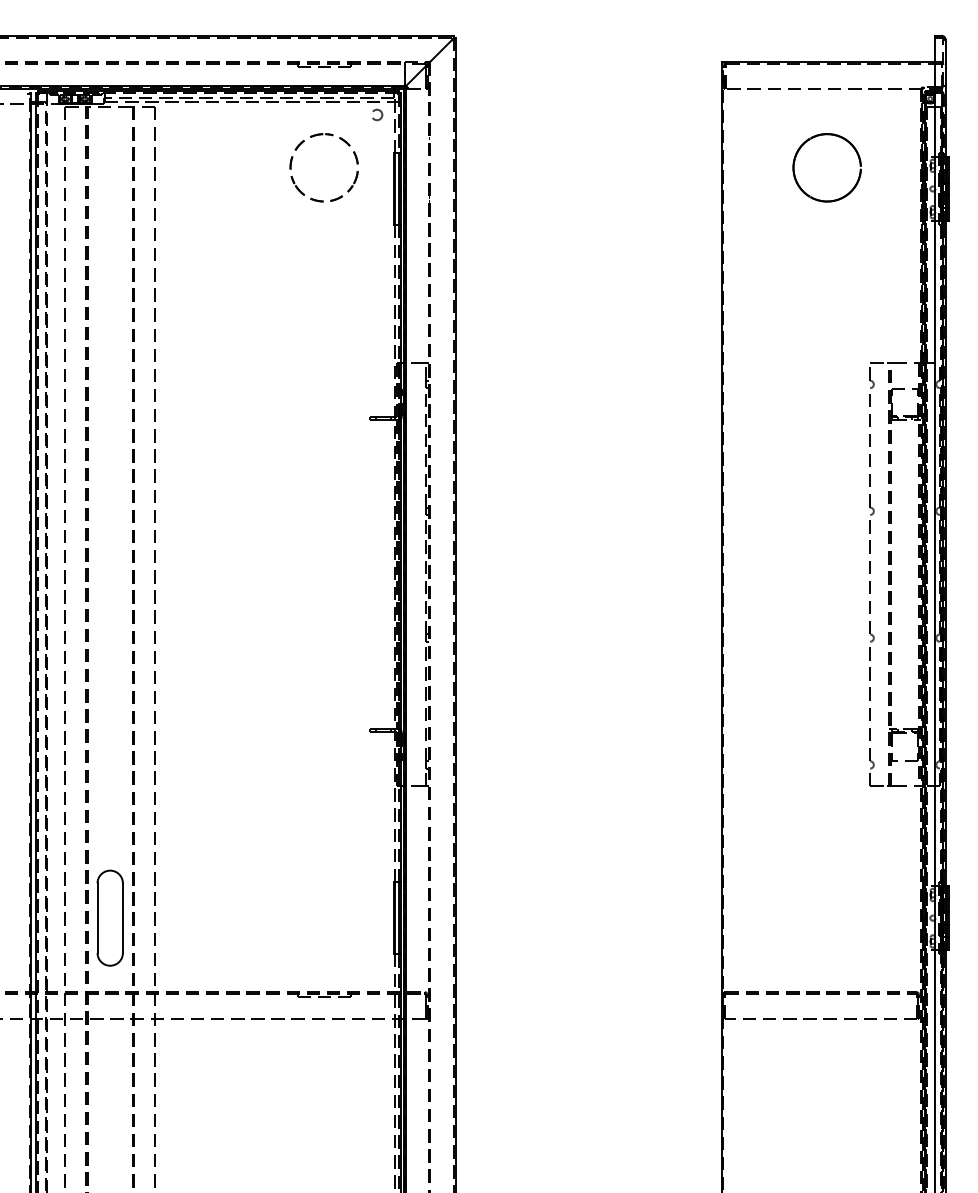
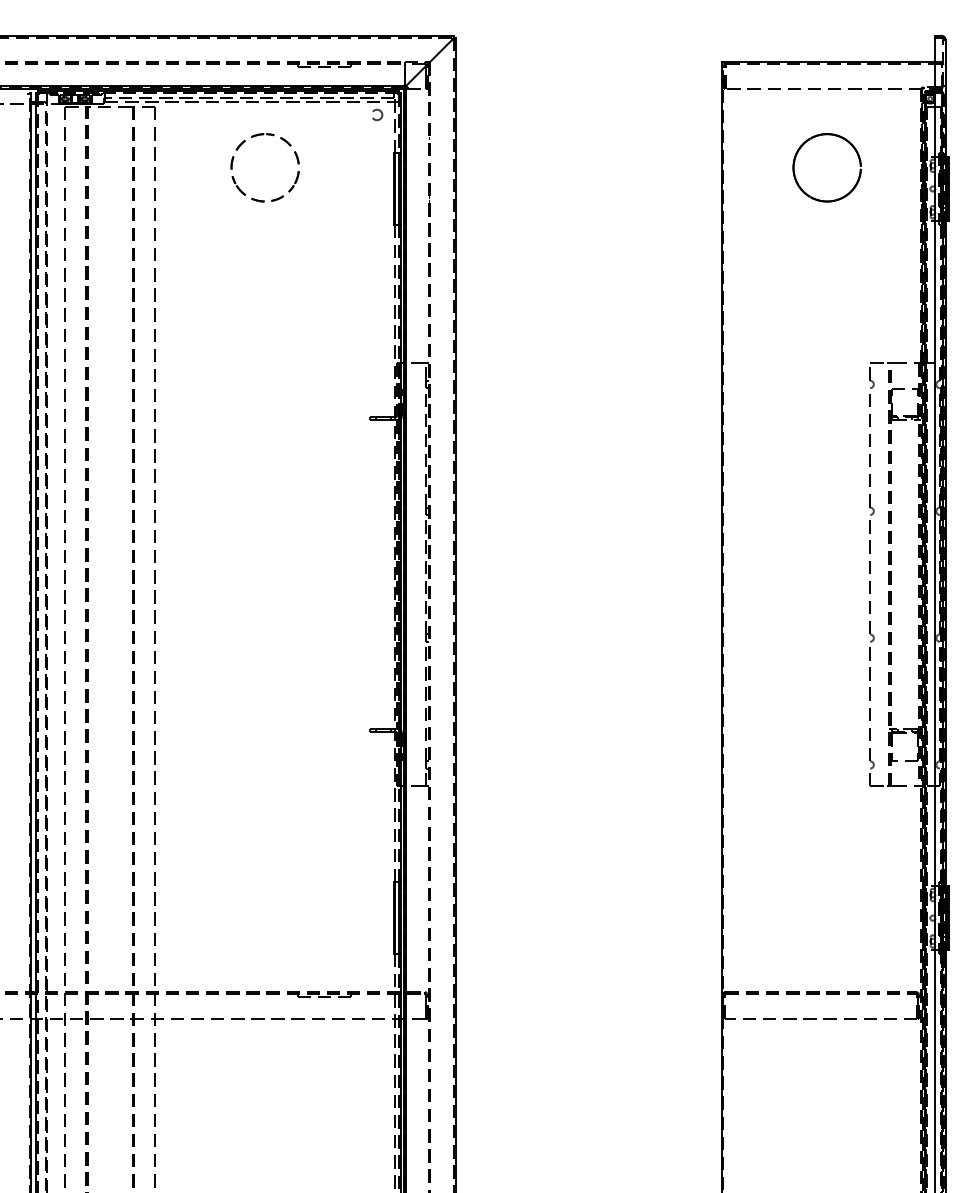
part position: (292, 161) -> (233, 161) (233, 161)
part: present -> none (109, 917)
